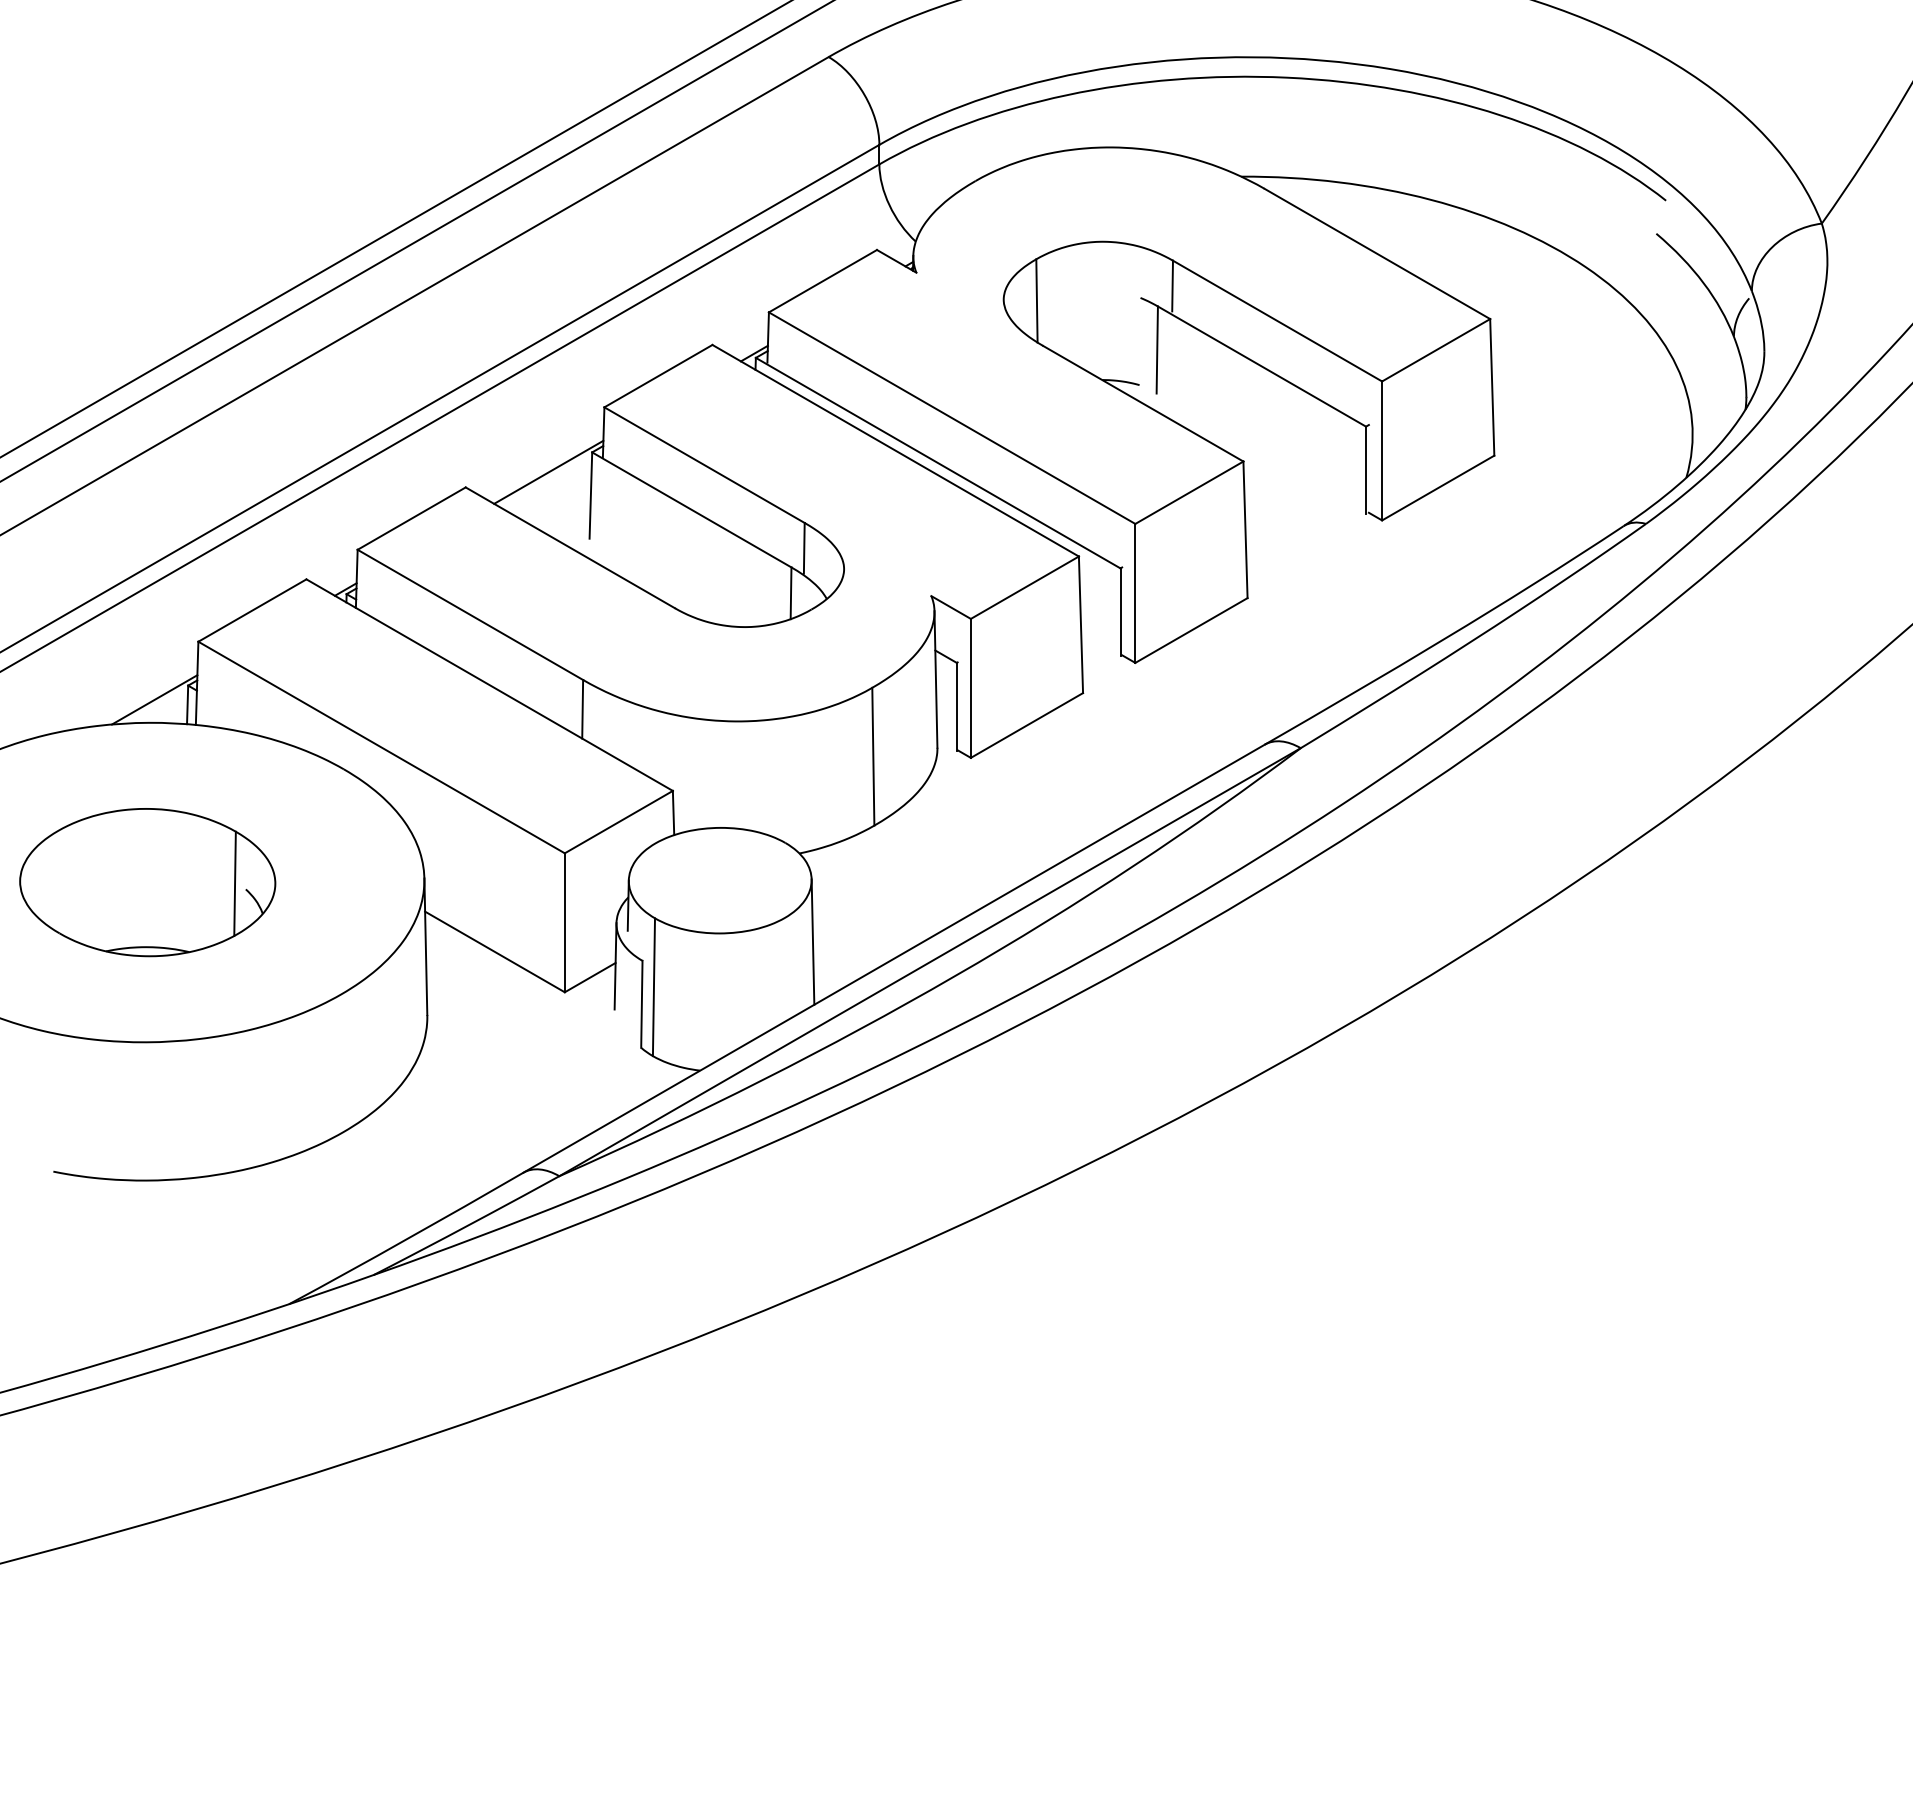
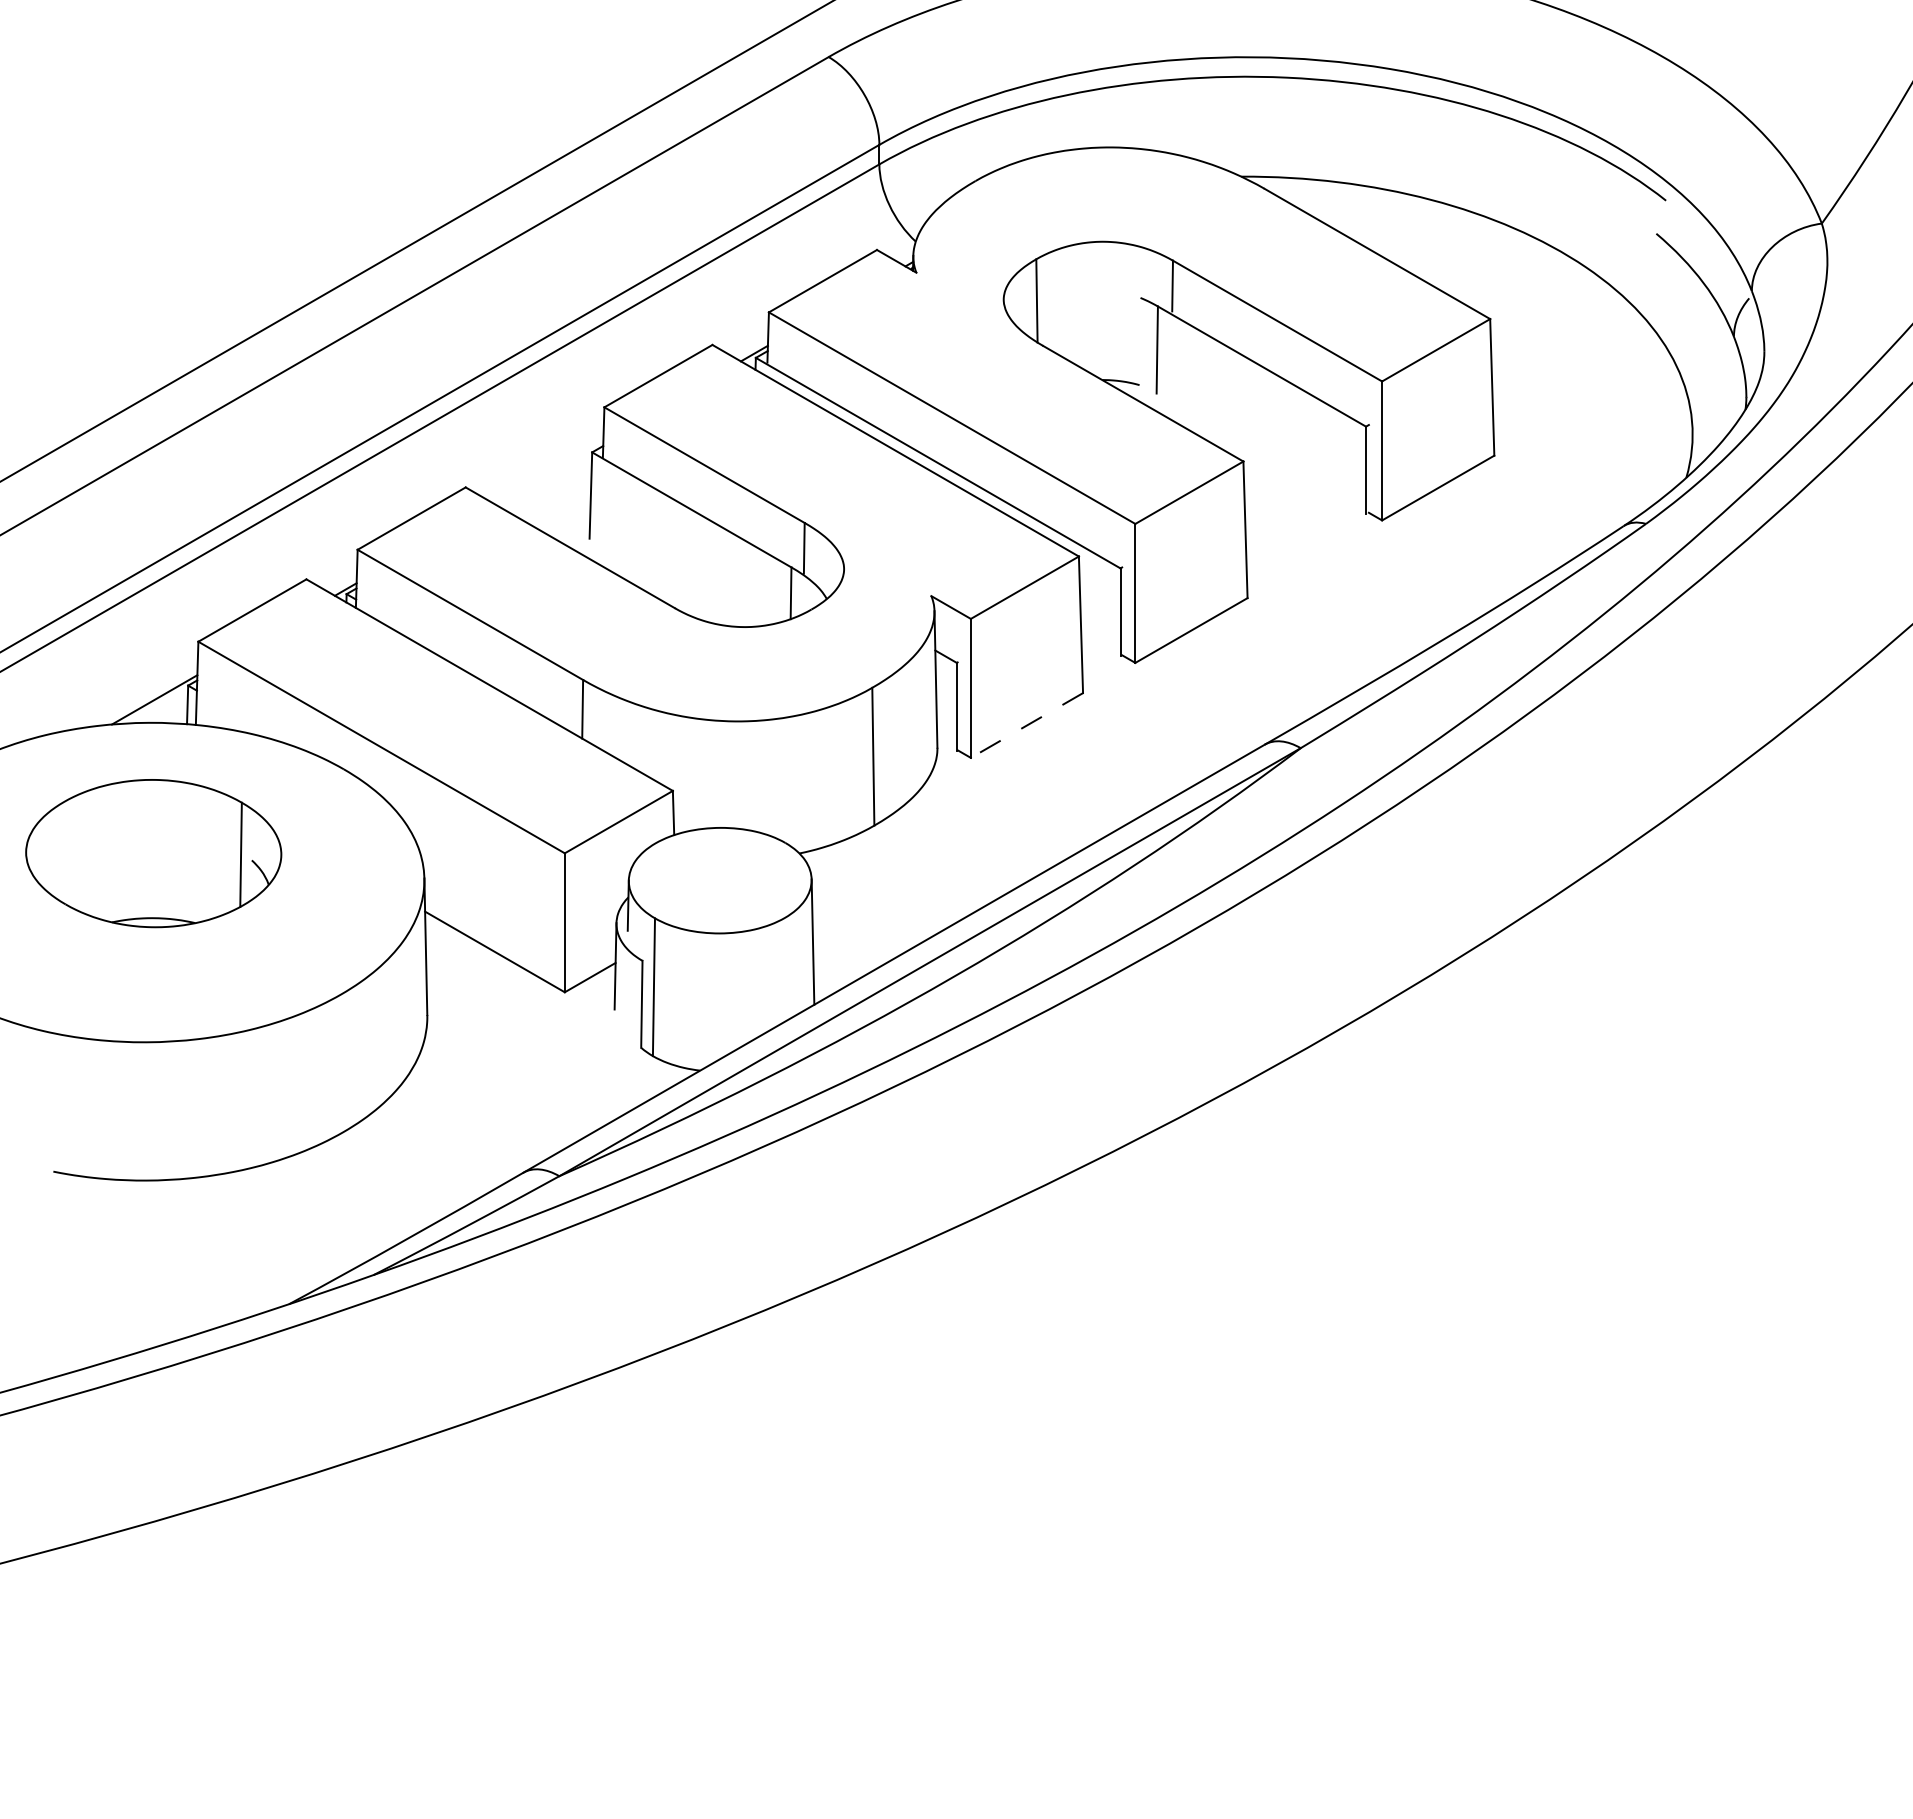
line: present -> none (395, 229)
line: present -> none (548, 471)
line: solid -> dashed (1026, 725)
part position: (147, 882) -> (153, 853) (153, 853)
